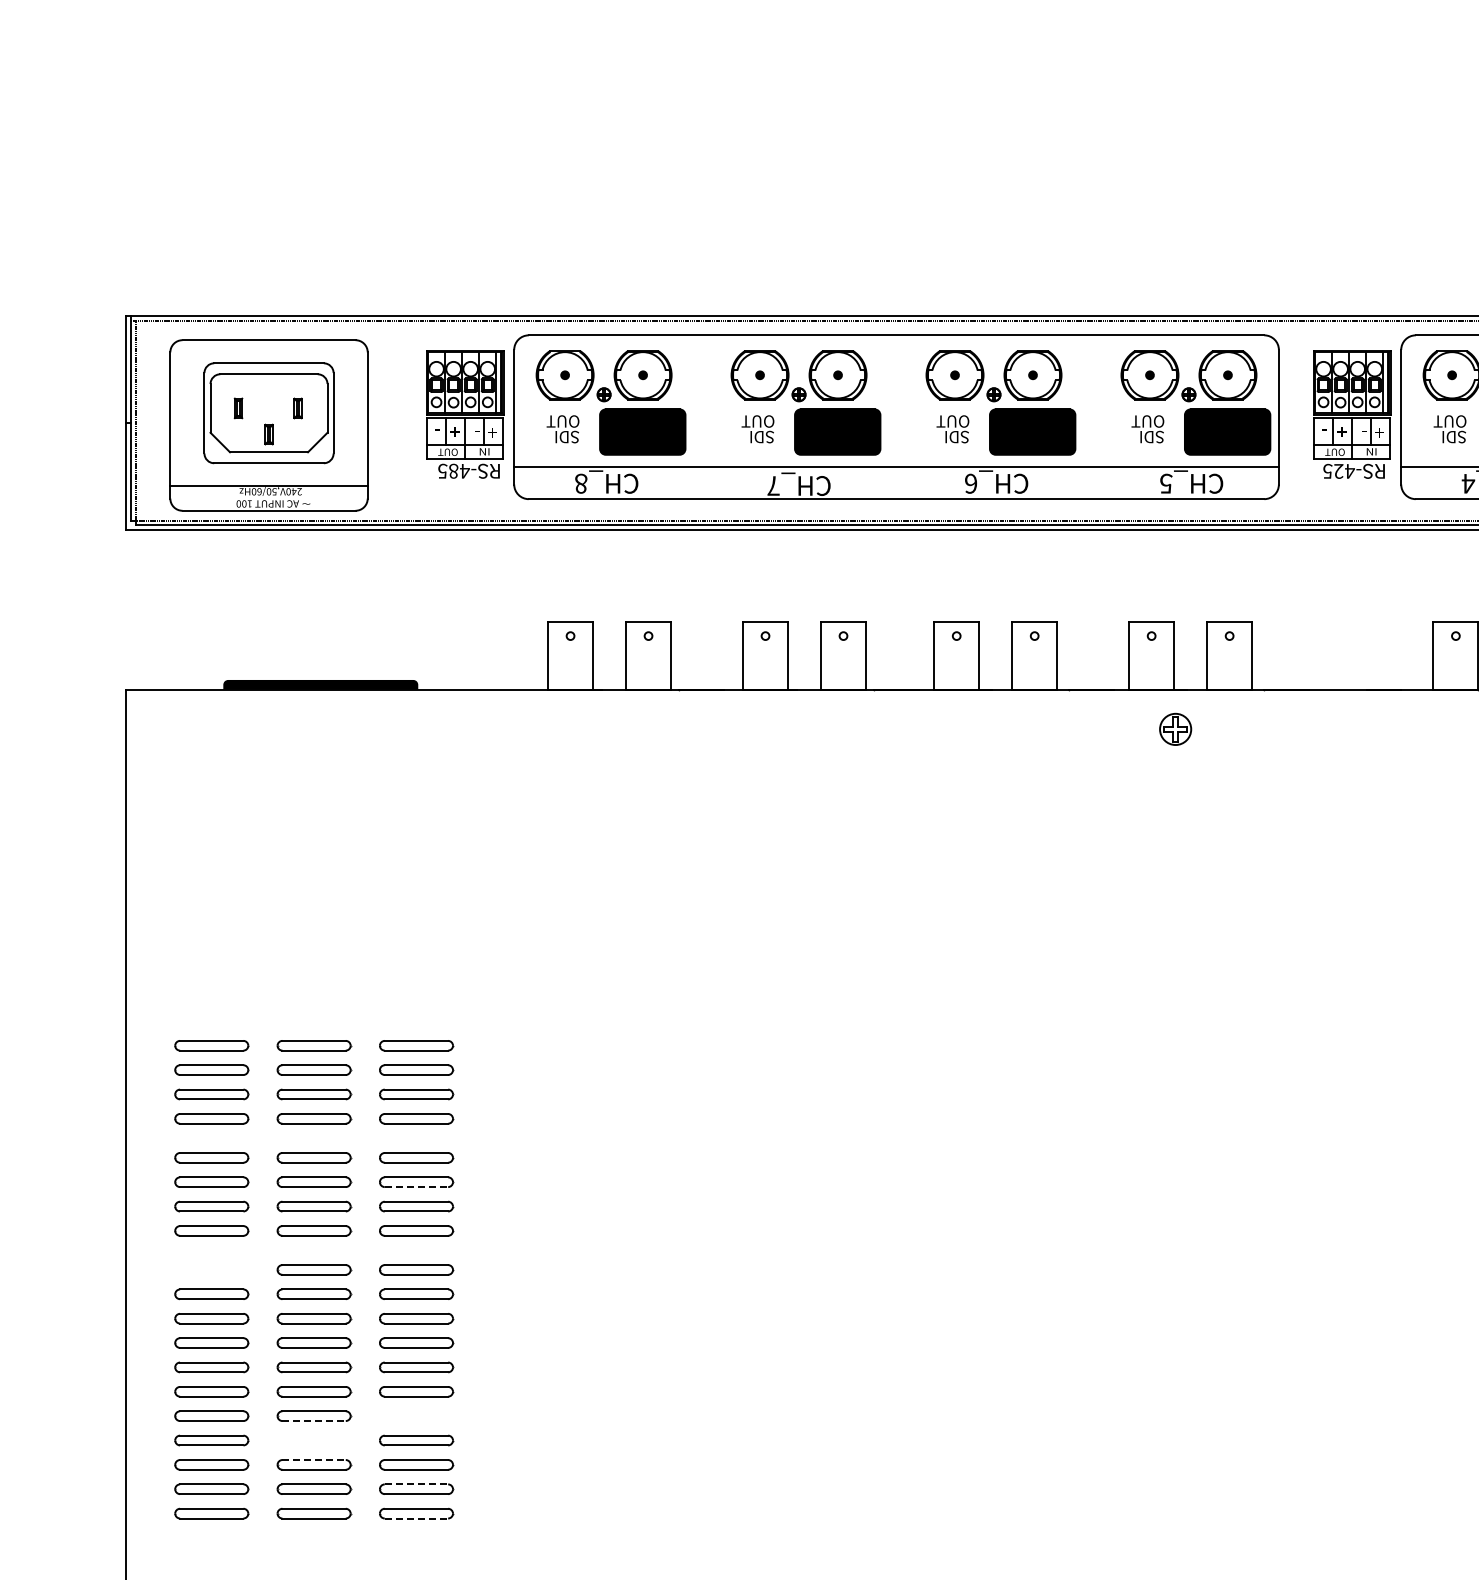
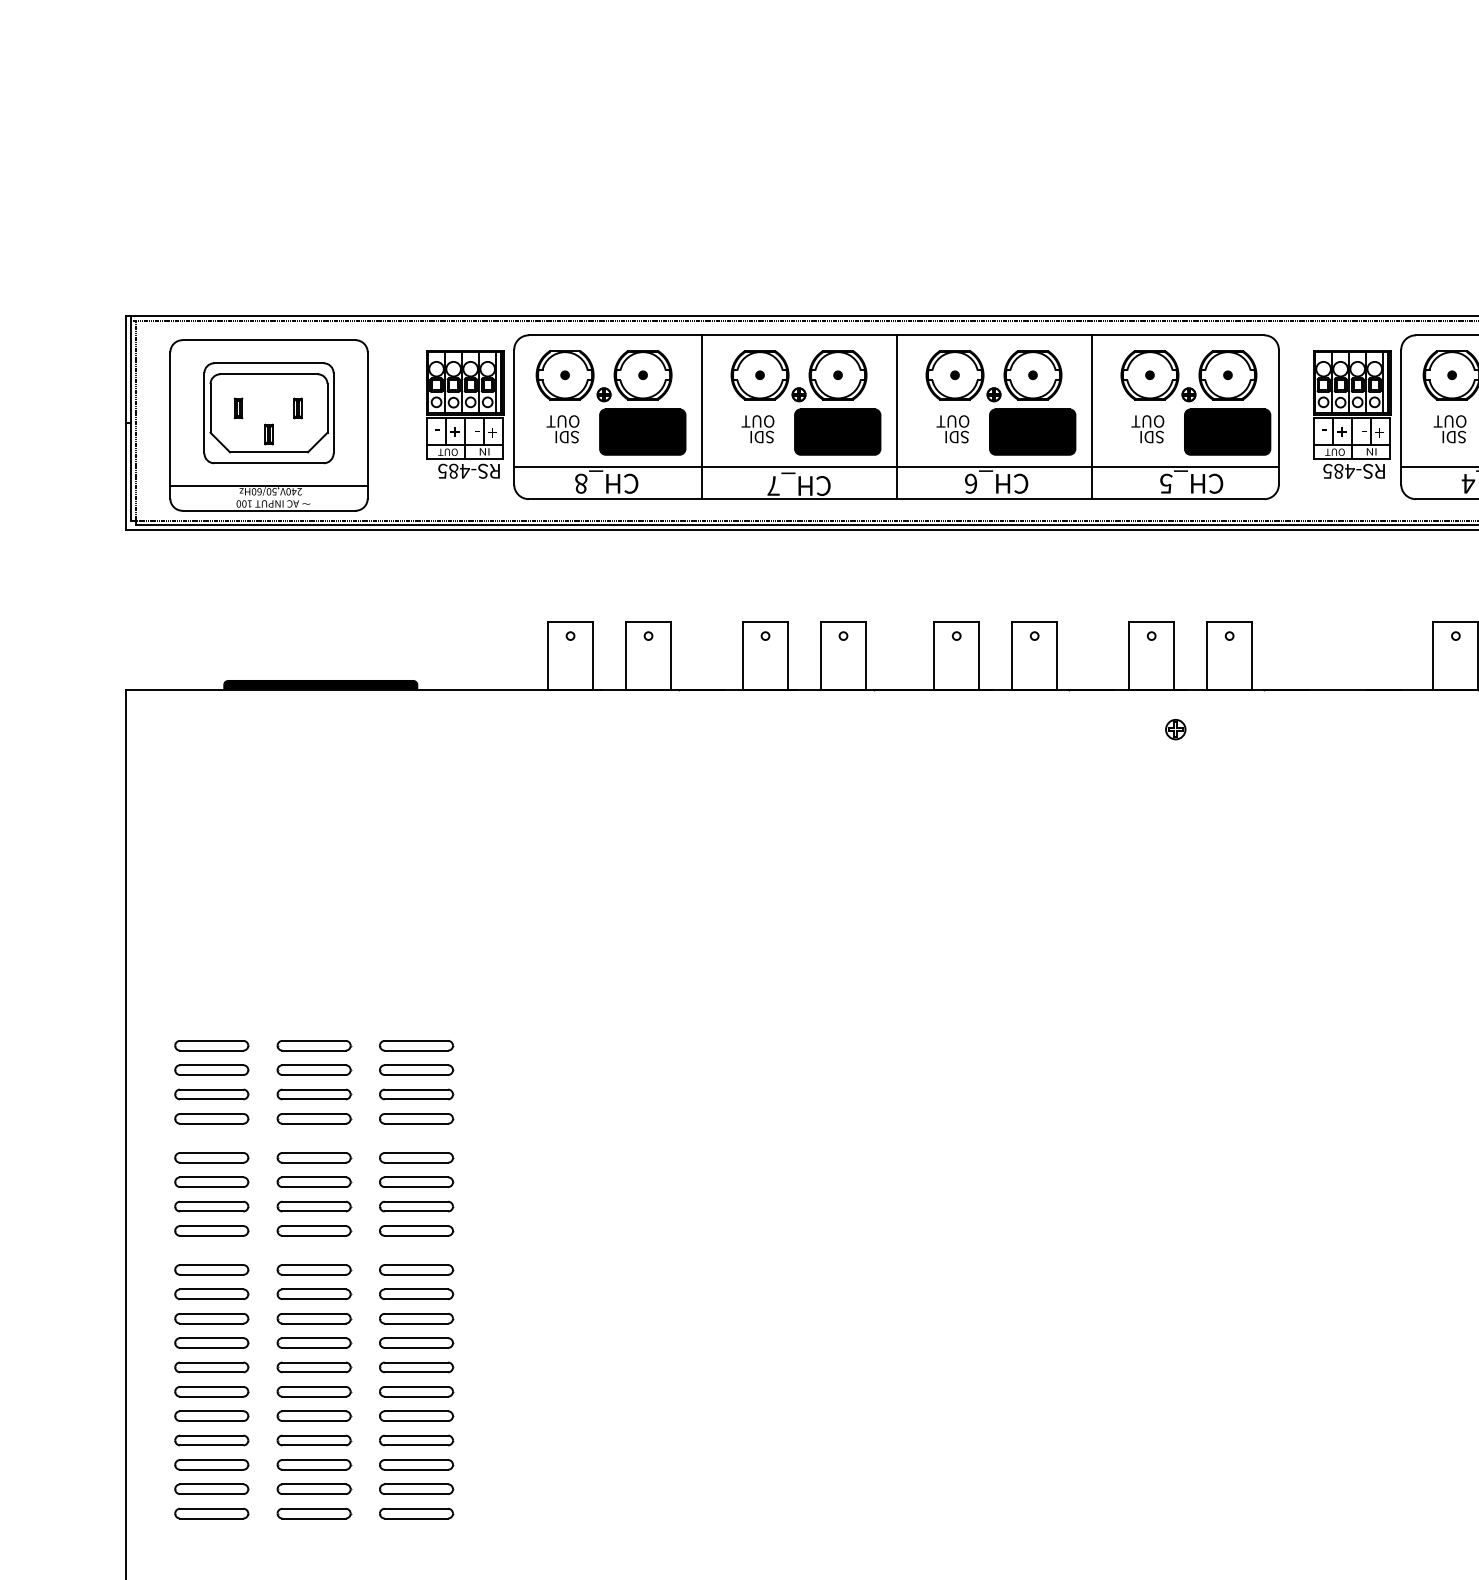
line: none -> present (701, 417)
line: none -> present (896, 417)
line: none -> present (1091, 417)
text: RS-425 -> RS-485 (1338, 470)
part size: 34x34 px -> 22x22 px (1175, 729)
line: dashed -> solid (416, 1187)
part: none -> present (211, 1269)
part: none -> present (416, 1415)
line: dashed -> solid (314, 1421)
part: none -> present (314, 1440)
line: dashed -> solid (314, 1460)
line: dashed -> solid (416, 1484)
line: dashed -> solid (416, 1518)
